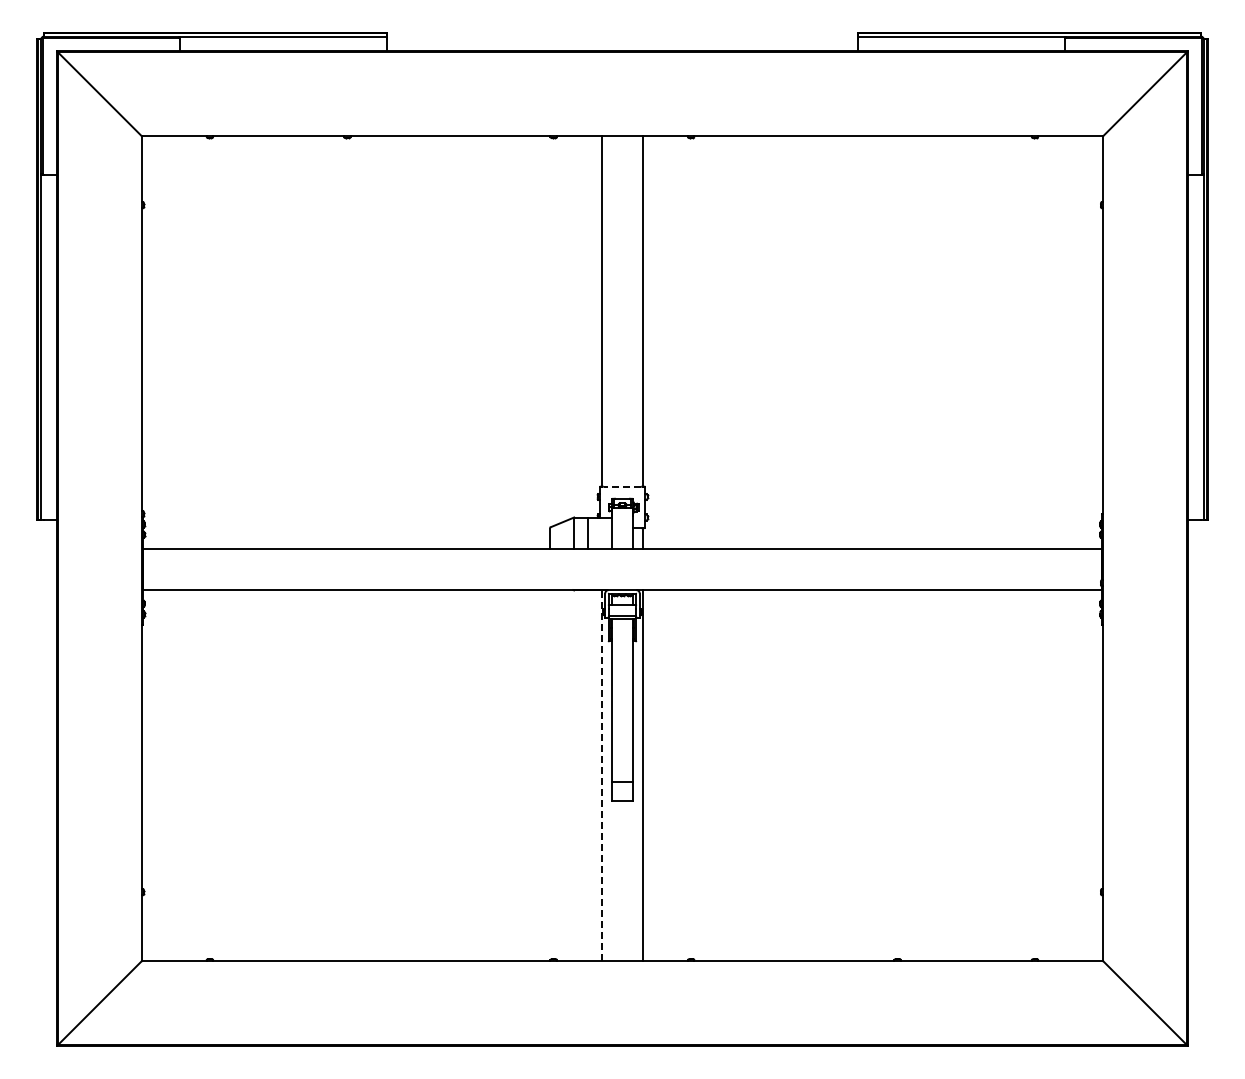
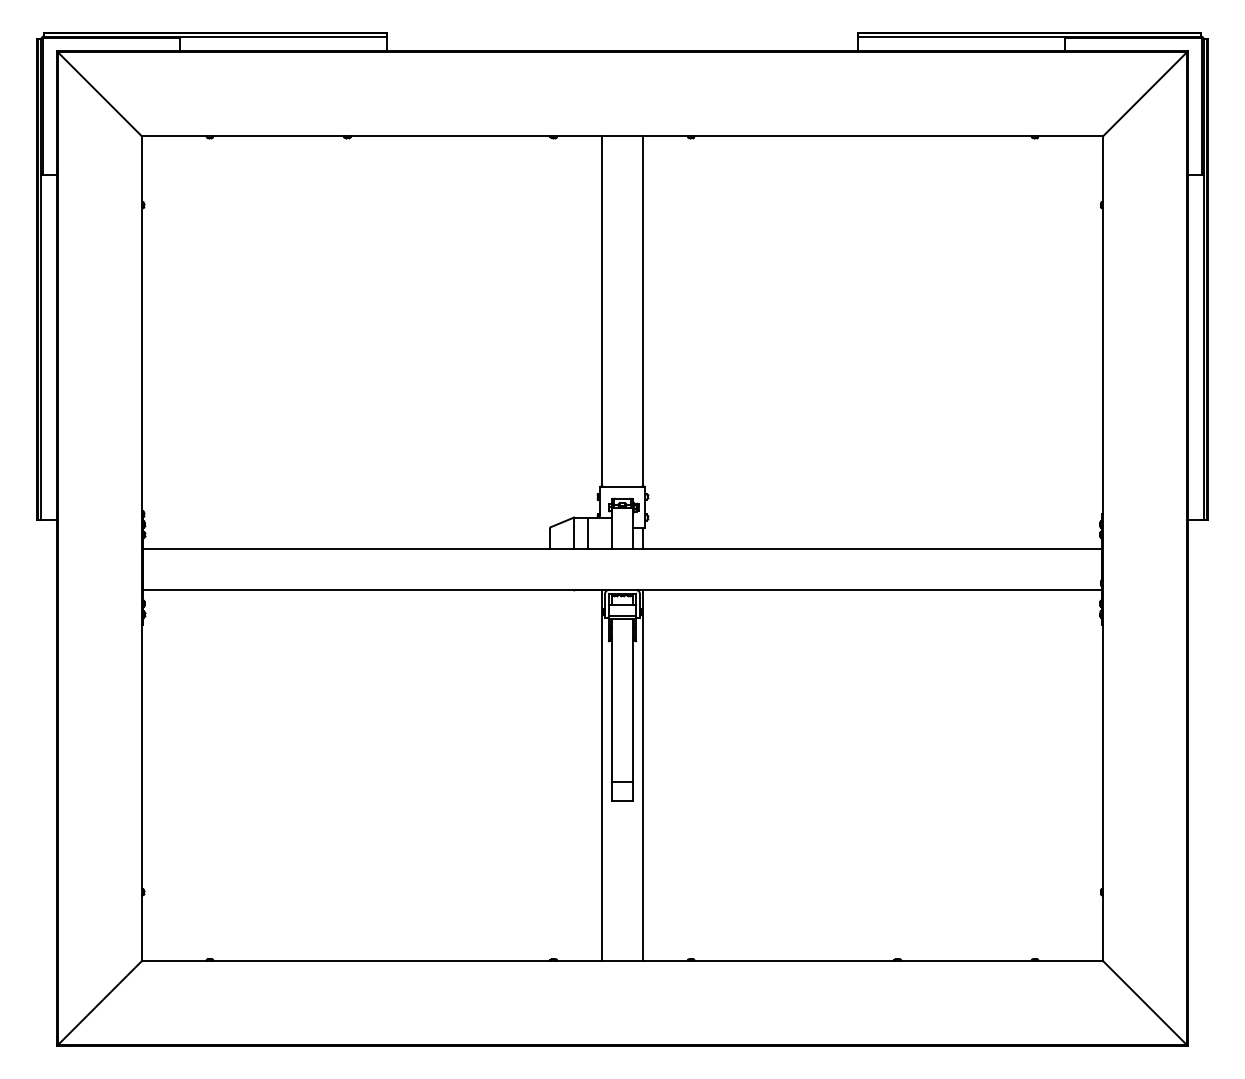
line: dashed -> solid (622, 486)
line: dashed -> solid (601, 775)
